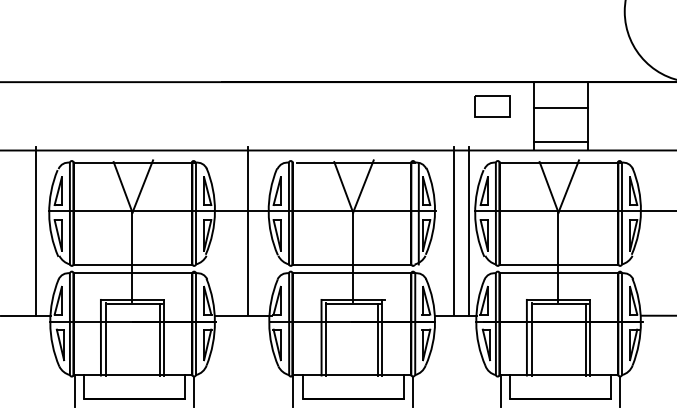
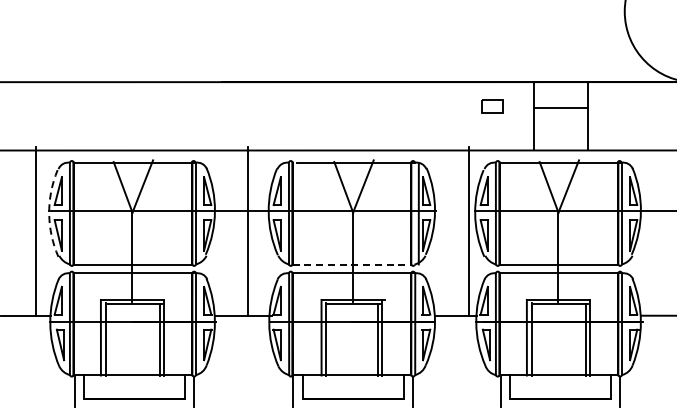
part size: 37x23 px -> 23x15 px (492, 106)
line: present -> none (561, 141)
arc: solid -> dashed (49, 213)
line: present -> none (453, 230)
line: solid -> dashed (352, 264)
